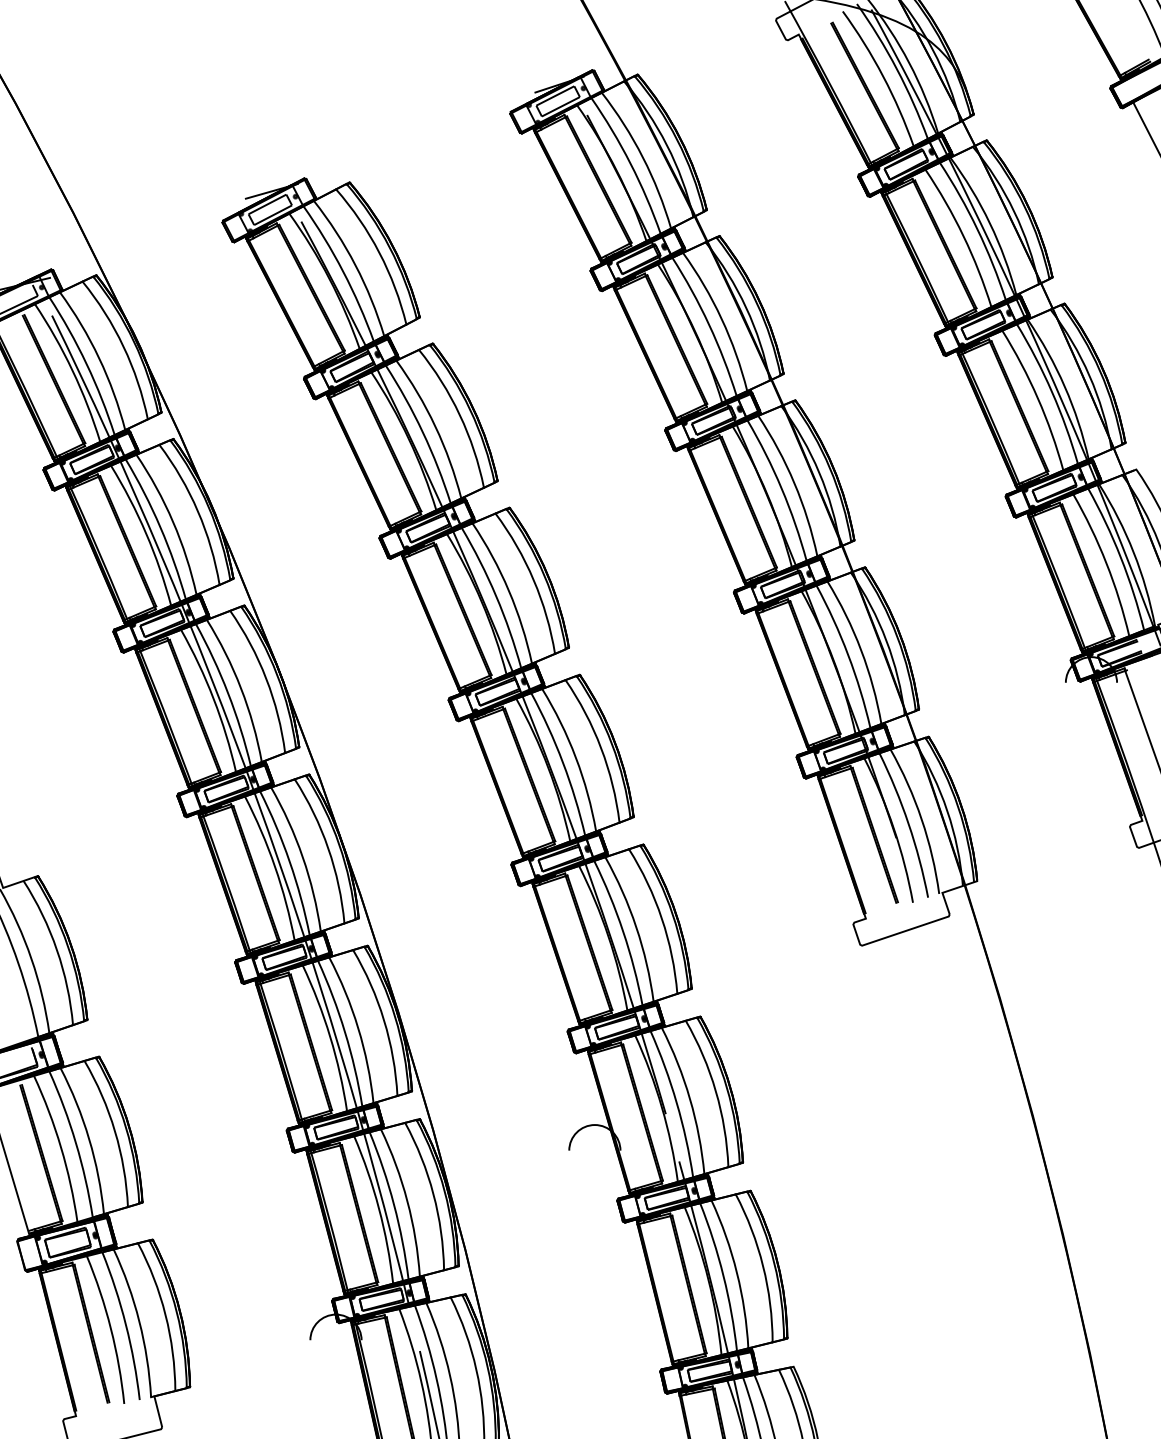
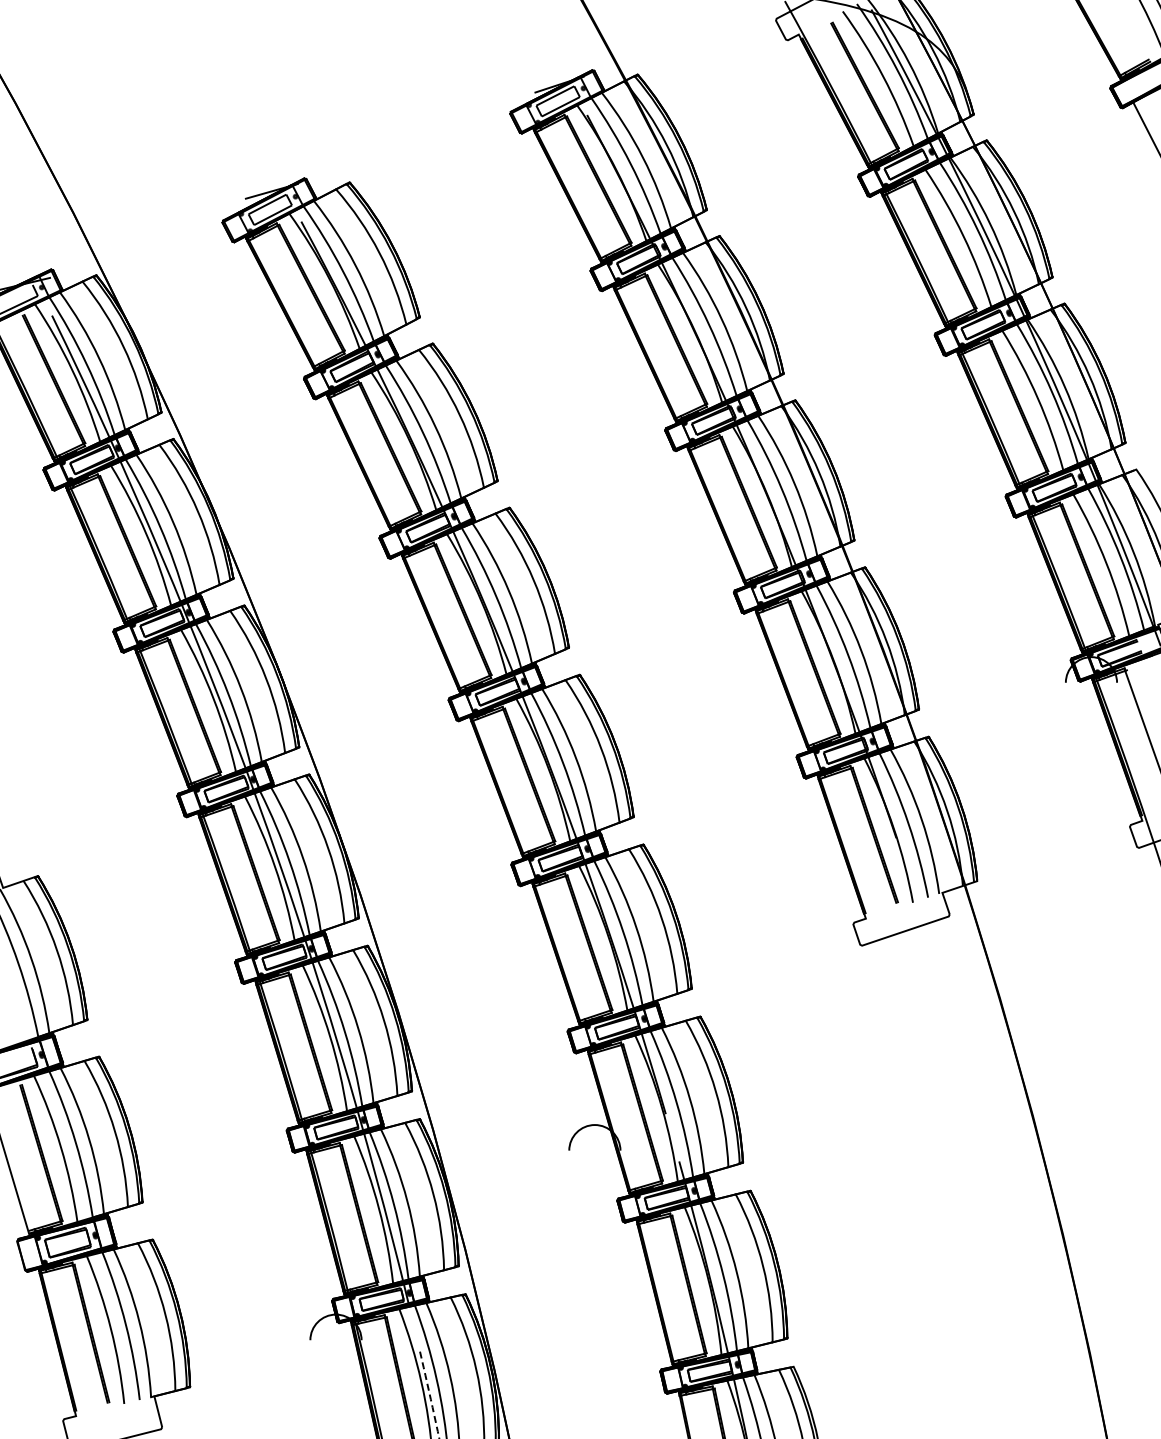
arc: solid -> dashed (429, 1394)
